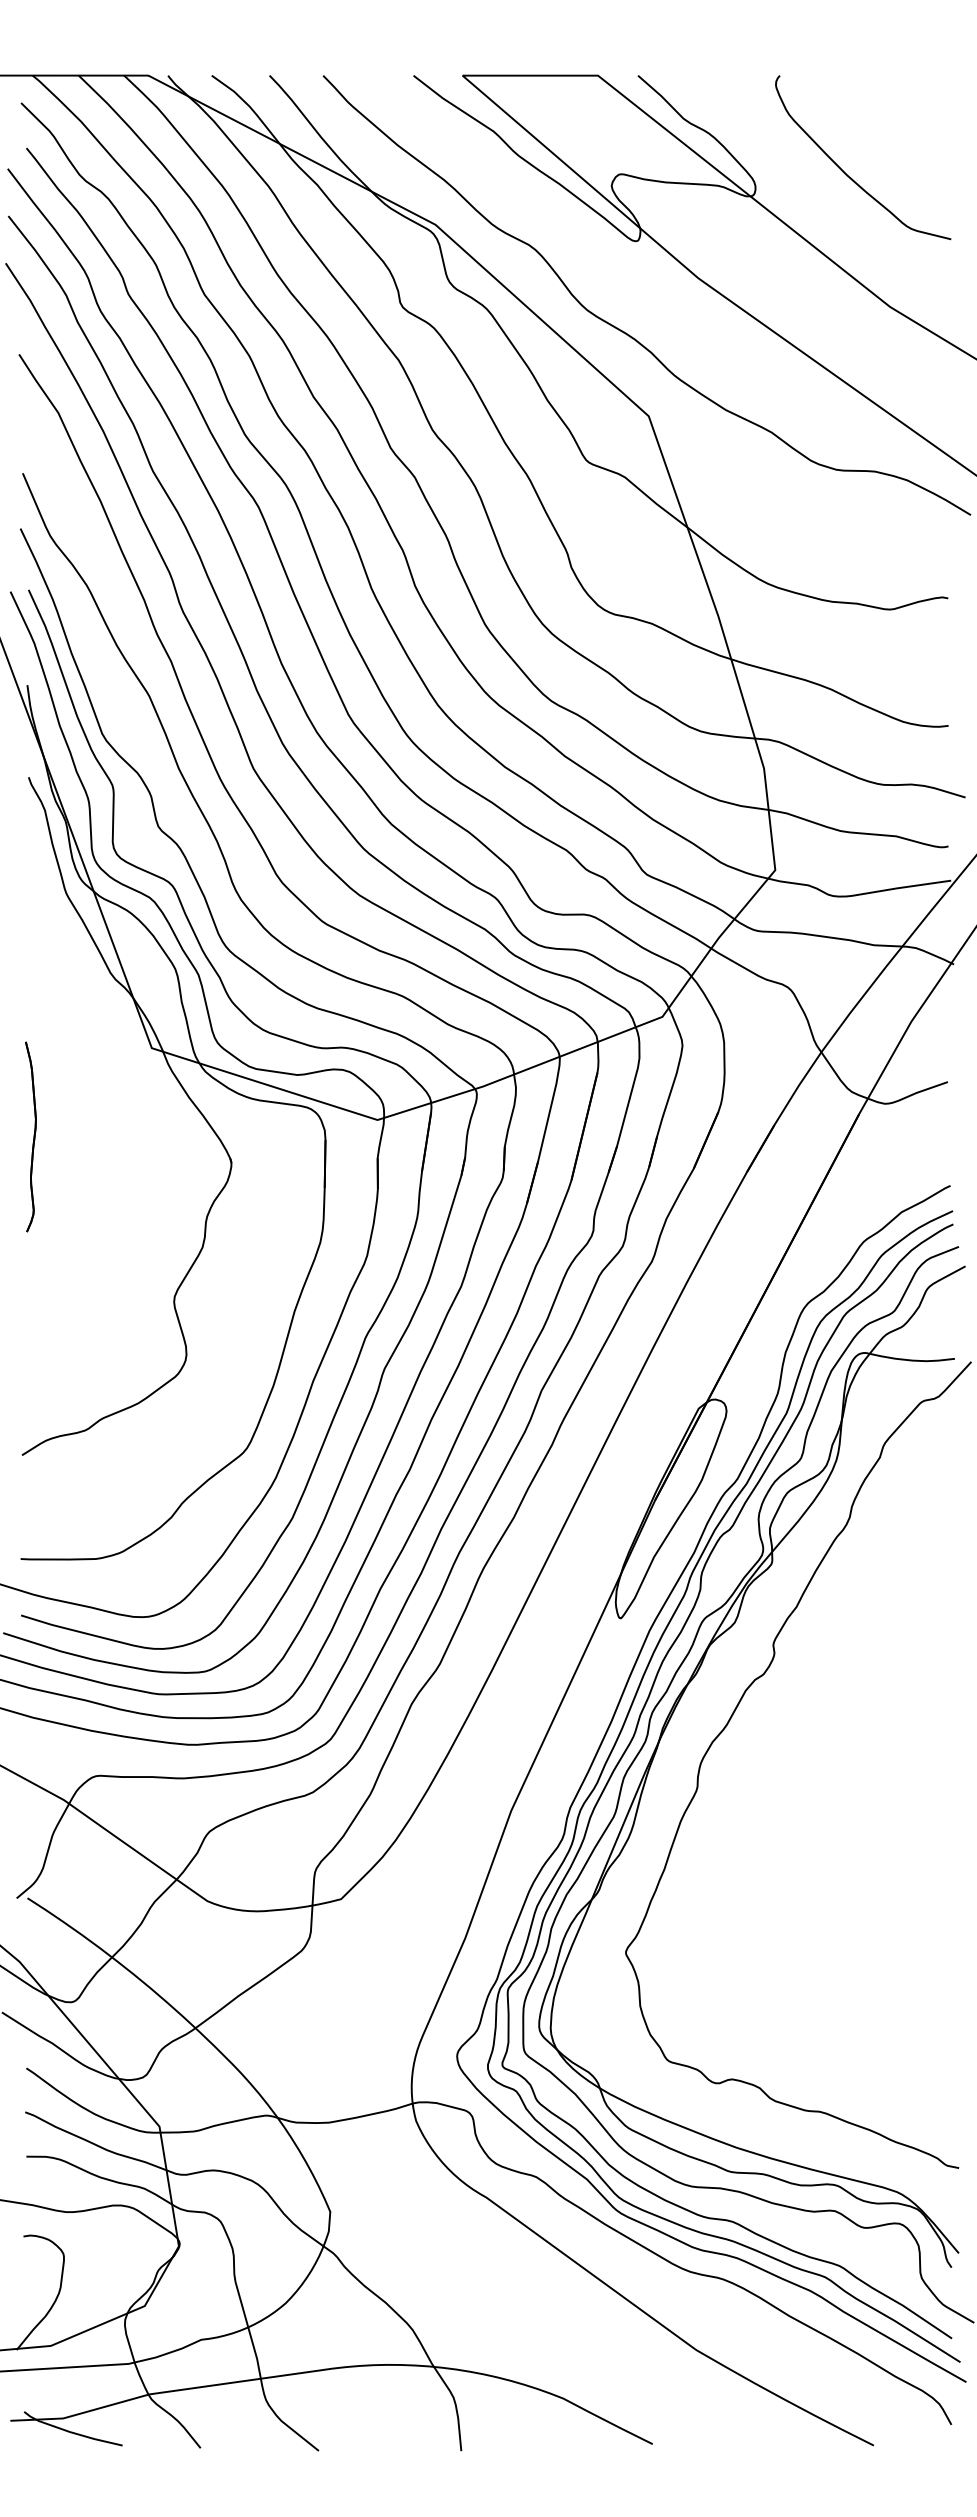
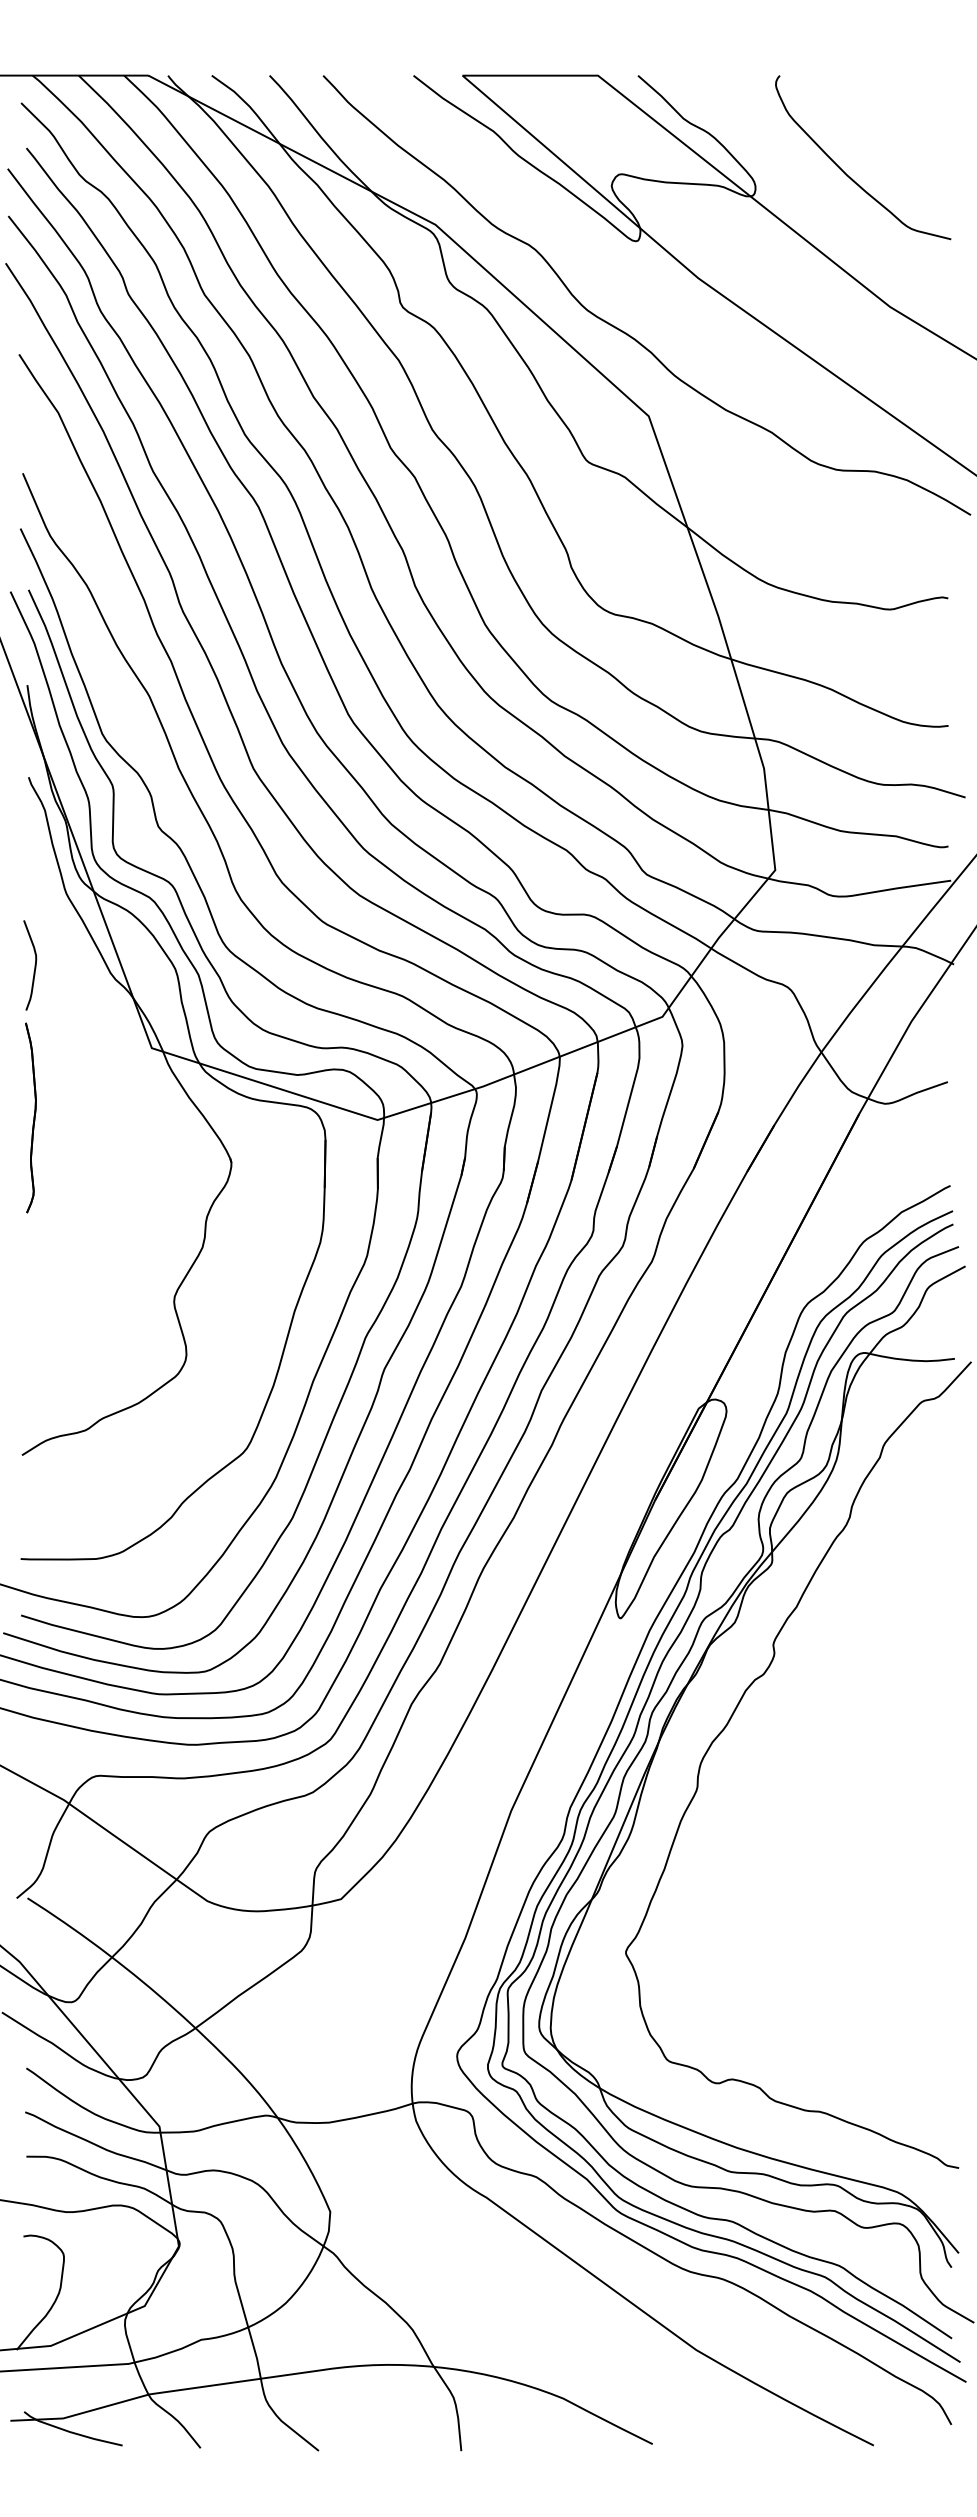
curve: none -> present (34, 965)
part position: (30, 1136) -> (30, 1117) (30, 1117)
